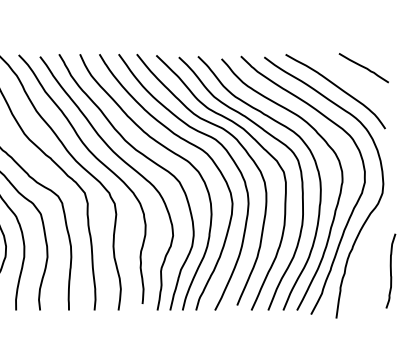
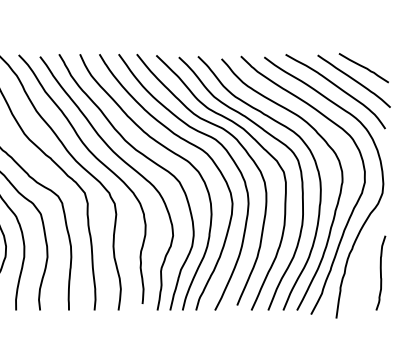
curve: none -> present (353, 80)
curve position: (390, 270) -> (380, 272) (380, 272)
